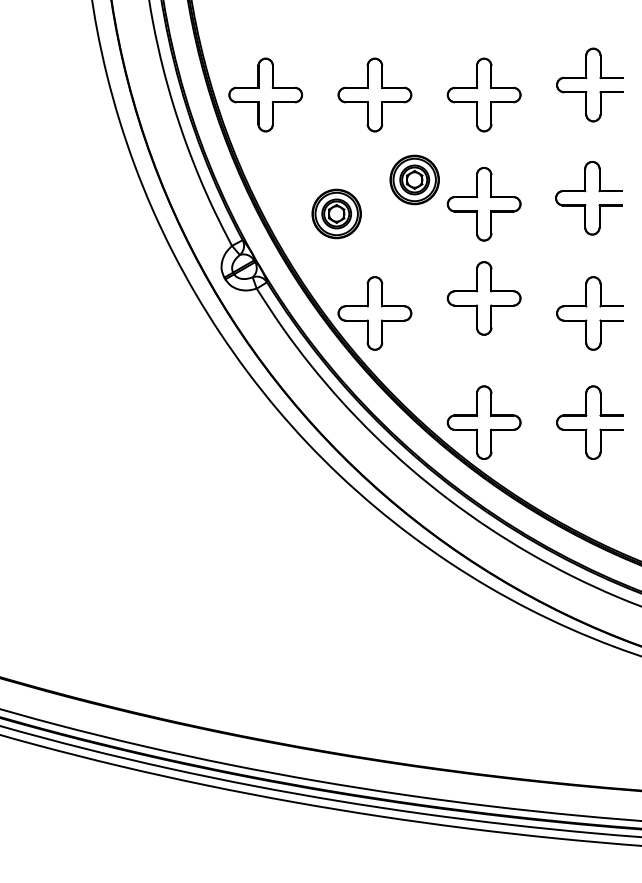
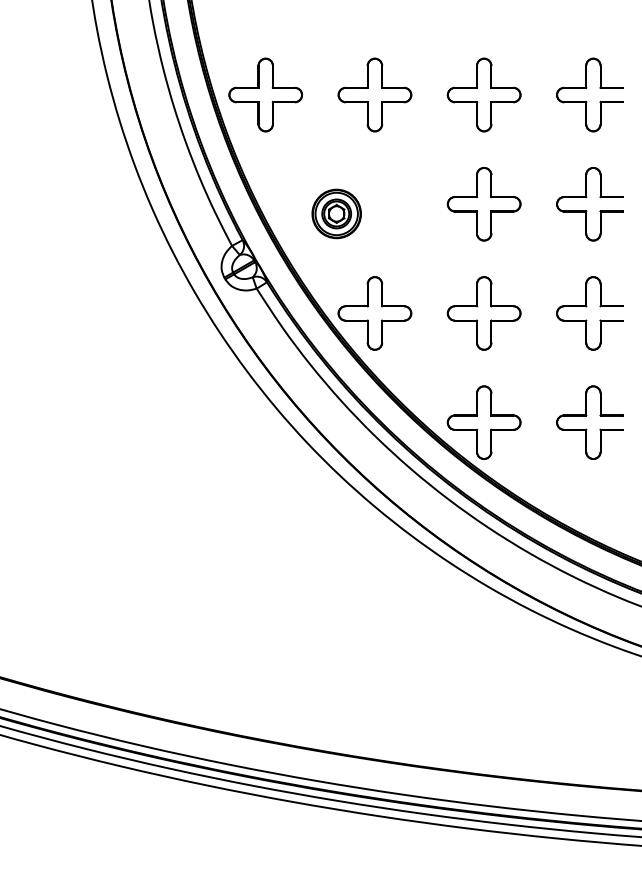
part position: (587, 78) -> (587, 88) (587, 88)
part: present -> none (414, 179)
part position: (585, 192) -> (586, 198) (586, 198)
part position: (483, 298) -> (483, 313) (483, 313)
